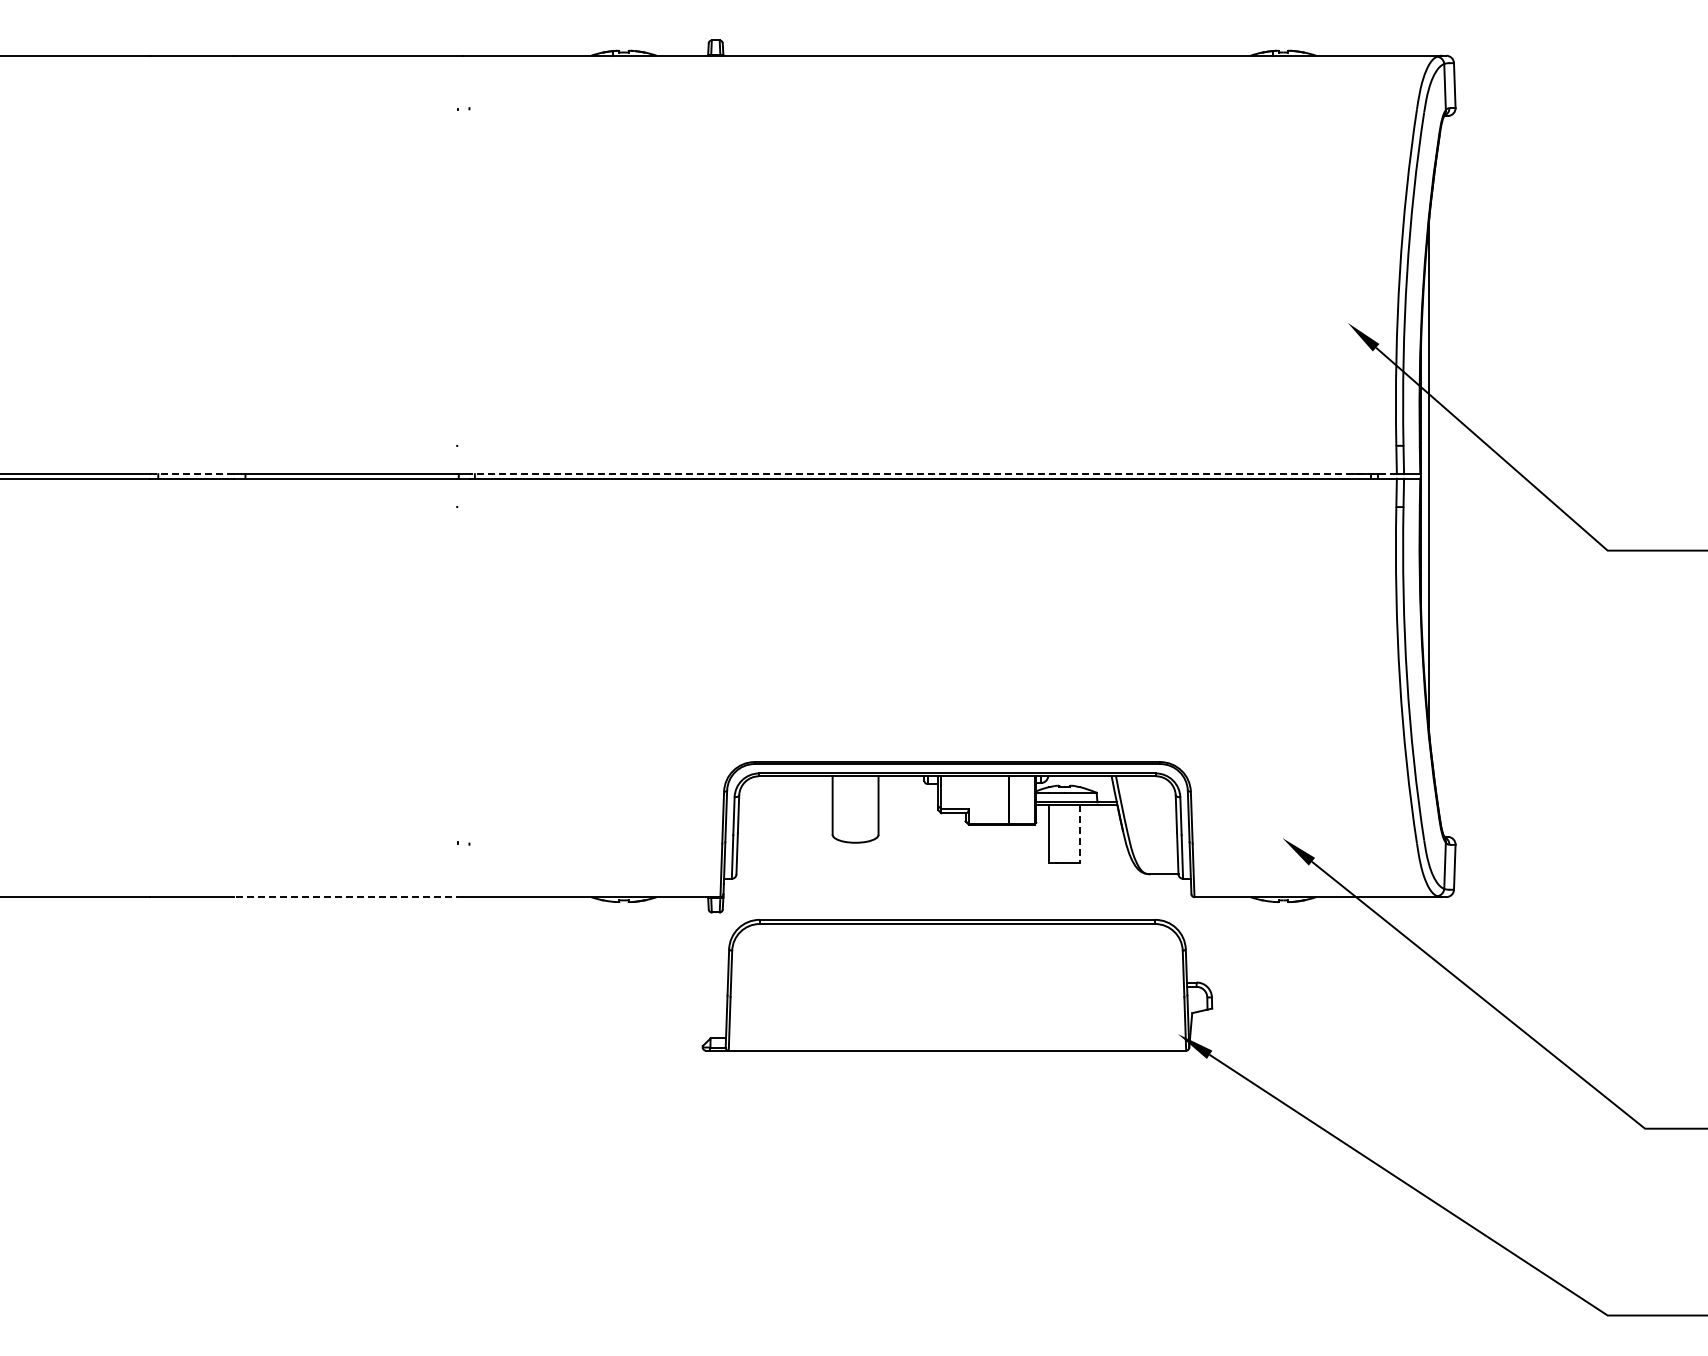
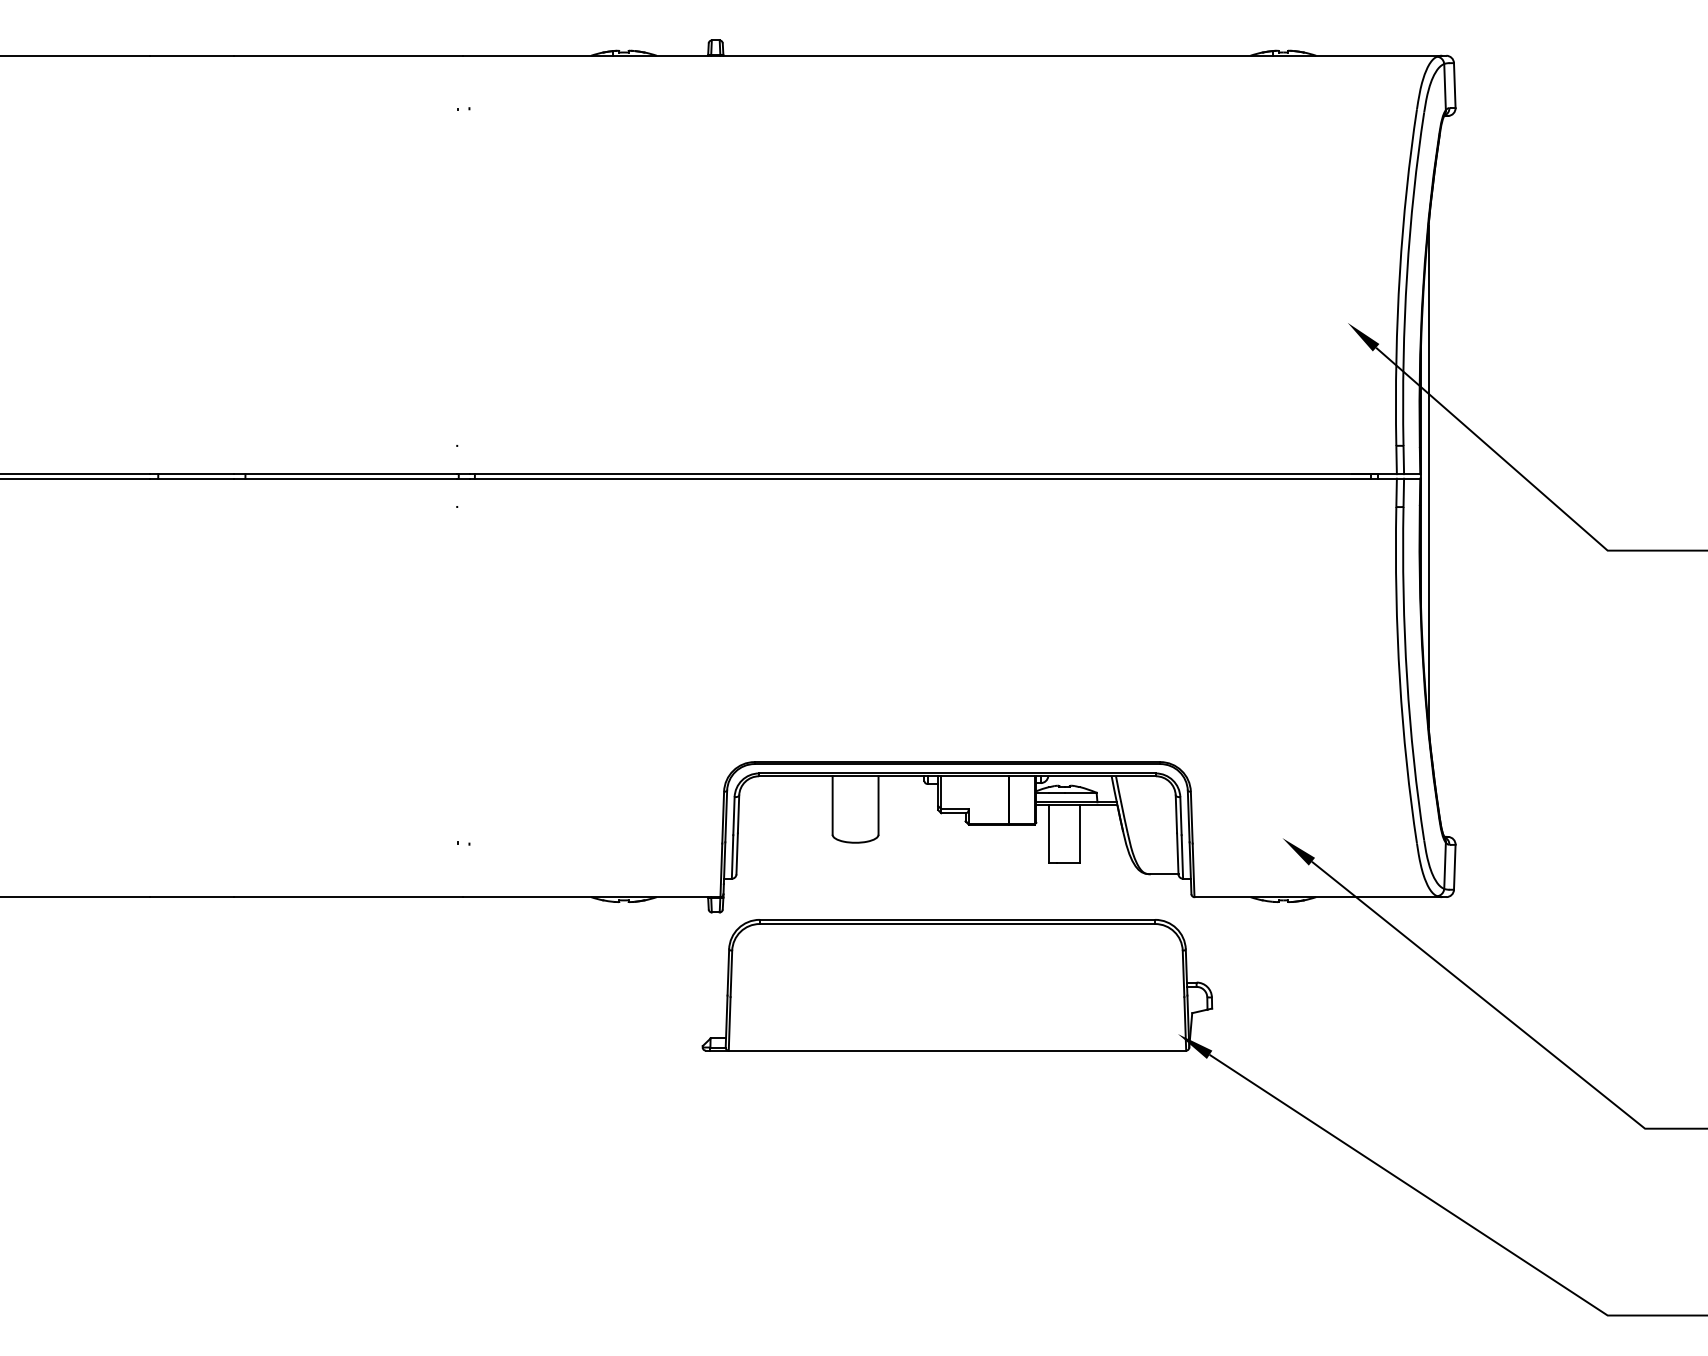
line: dashed -> solid (192, 474)
line: dashed -> solid (933, 474)
line: dashed -> solid (1079, 834)
line: dashed -> solid (348, 897)
